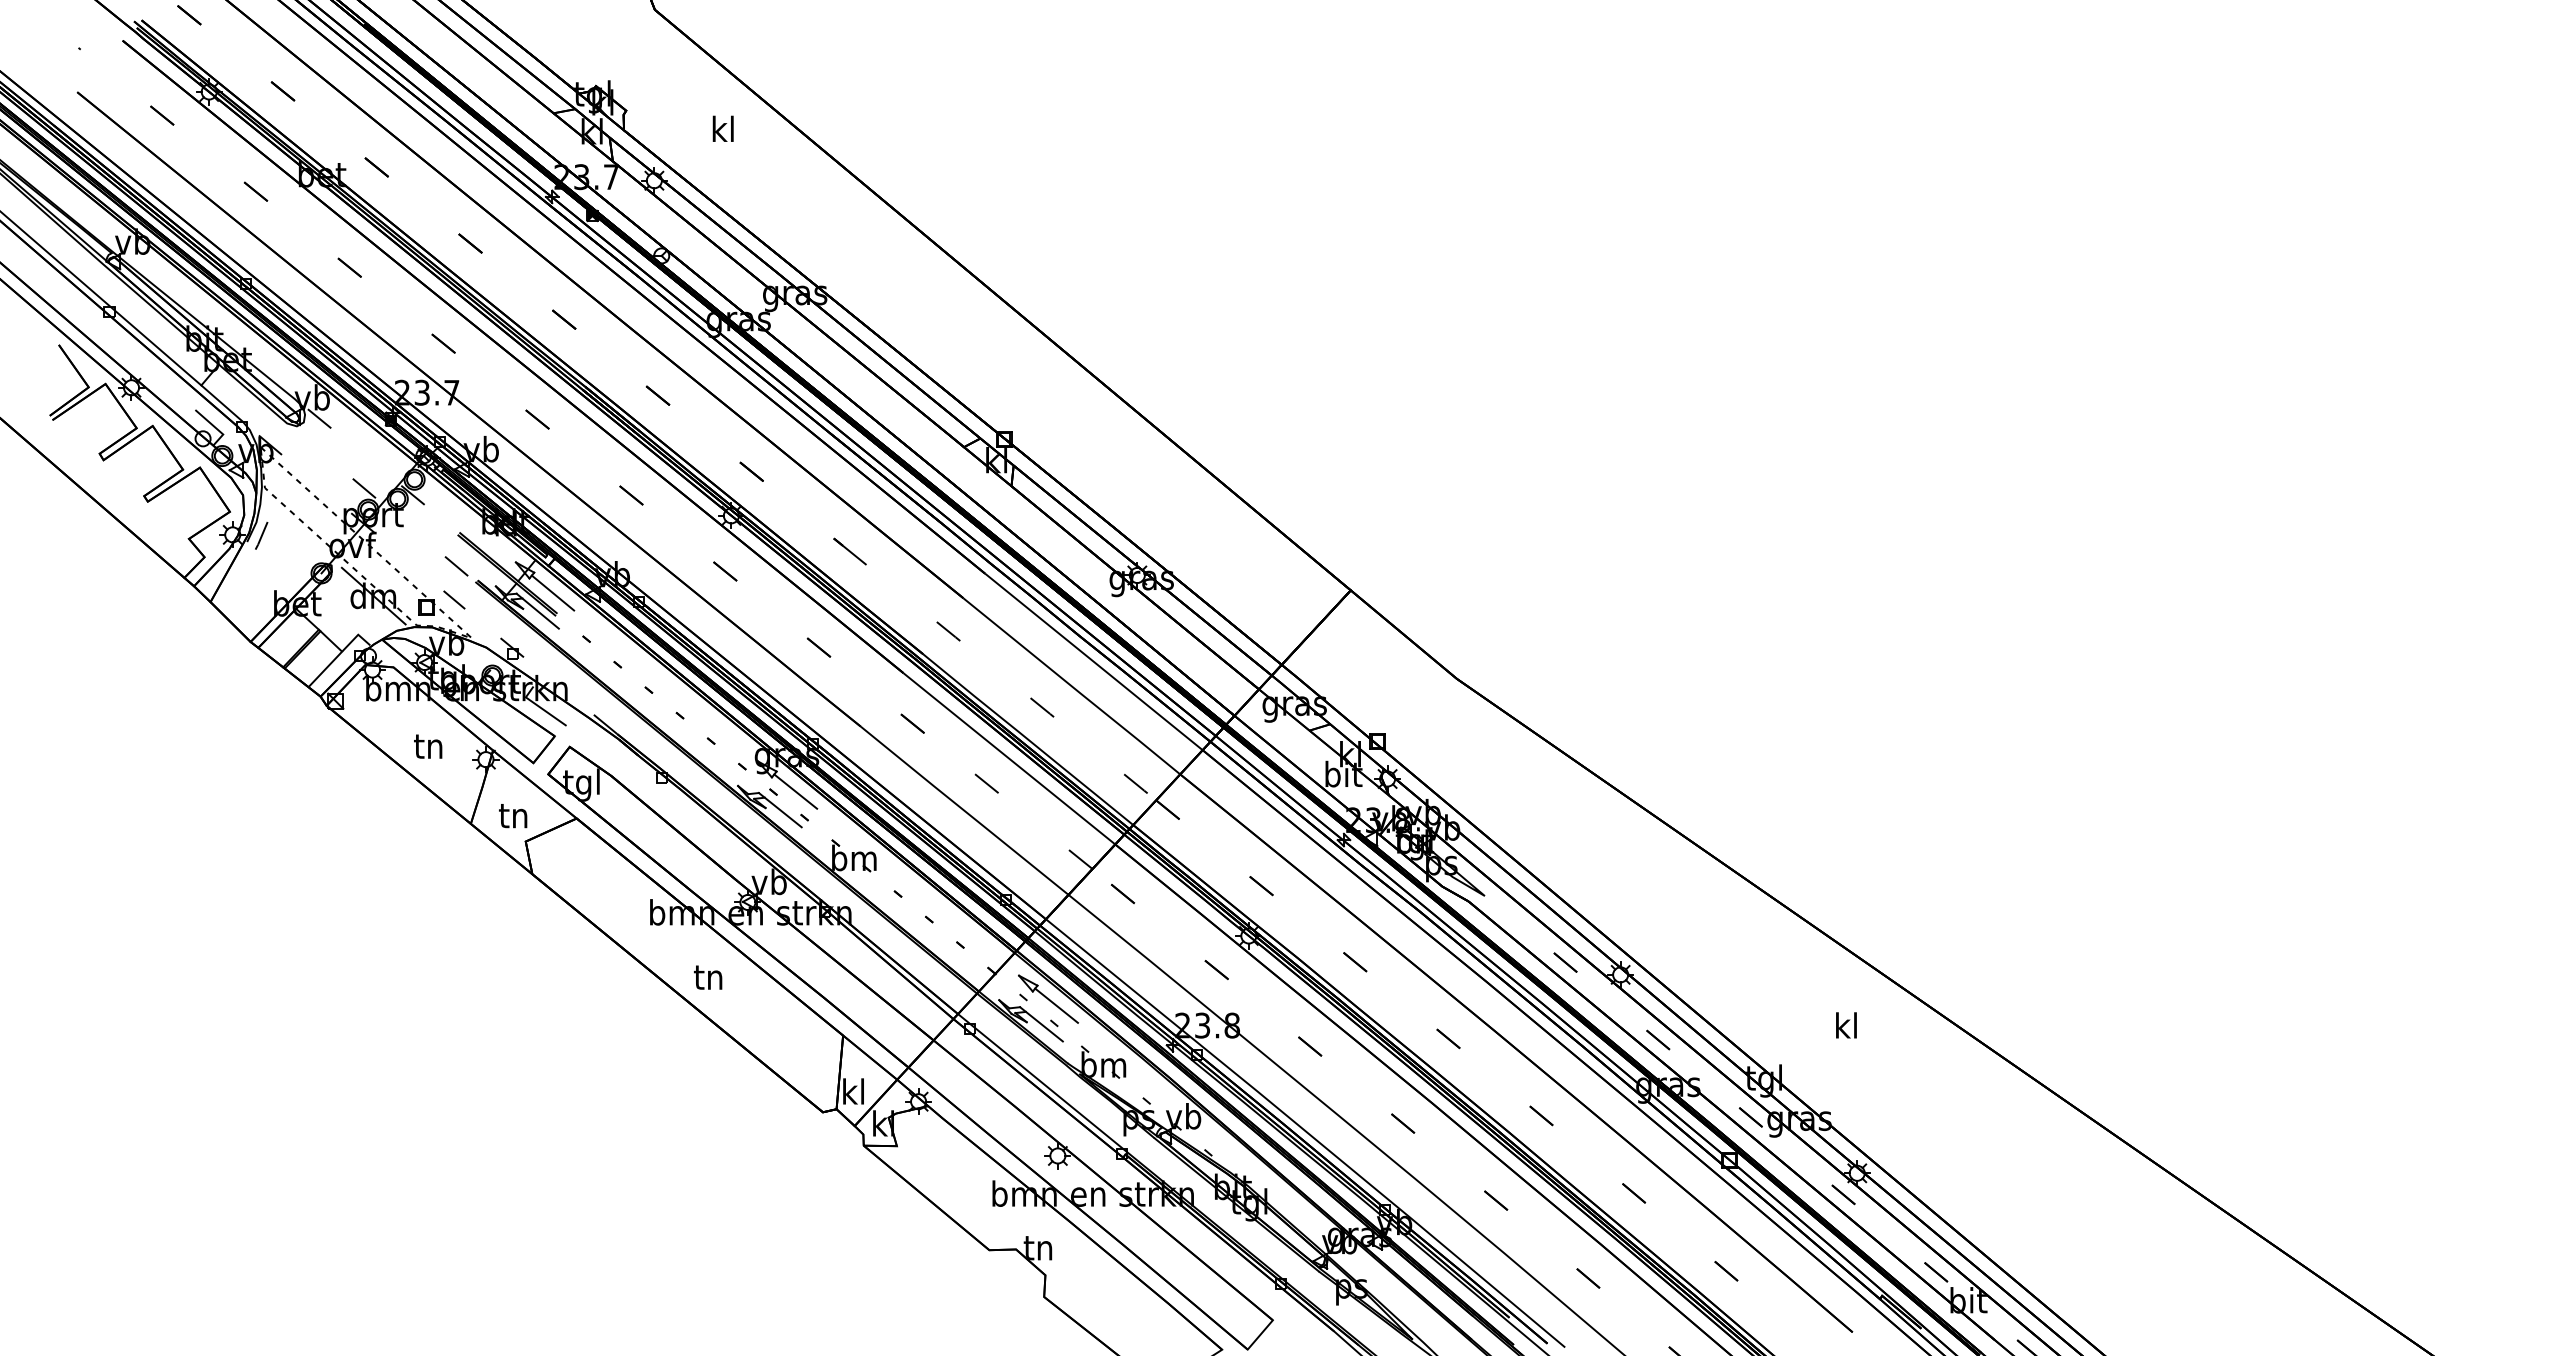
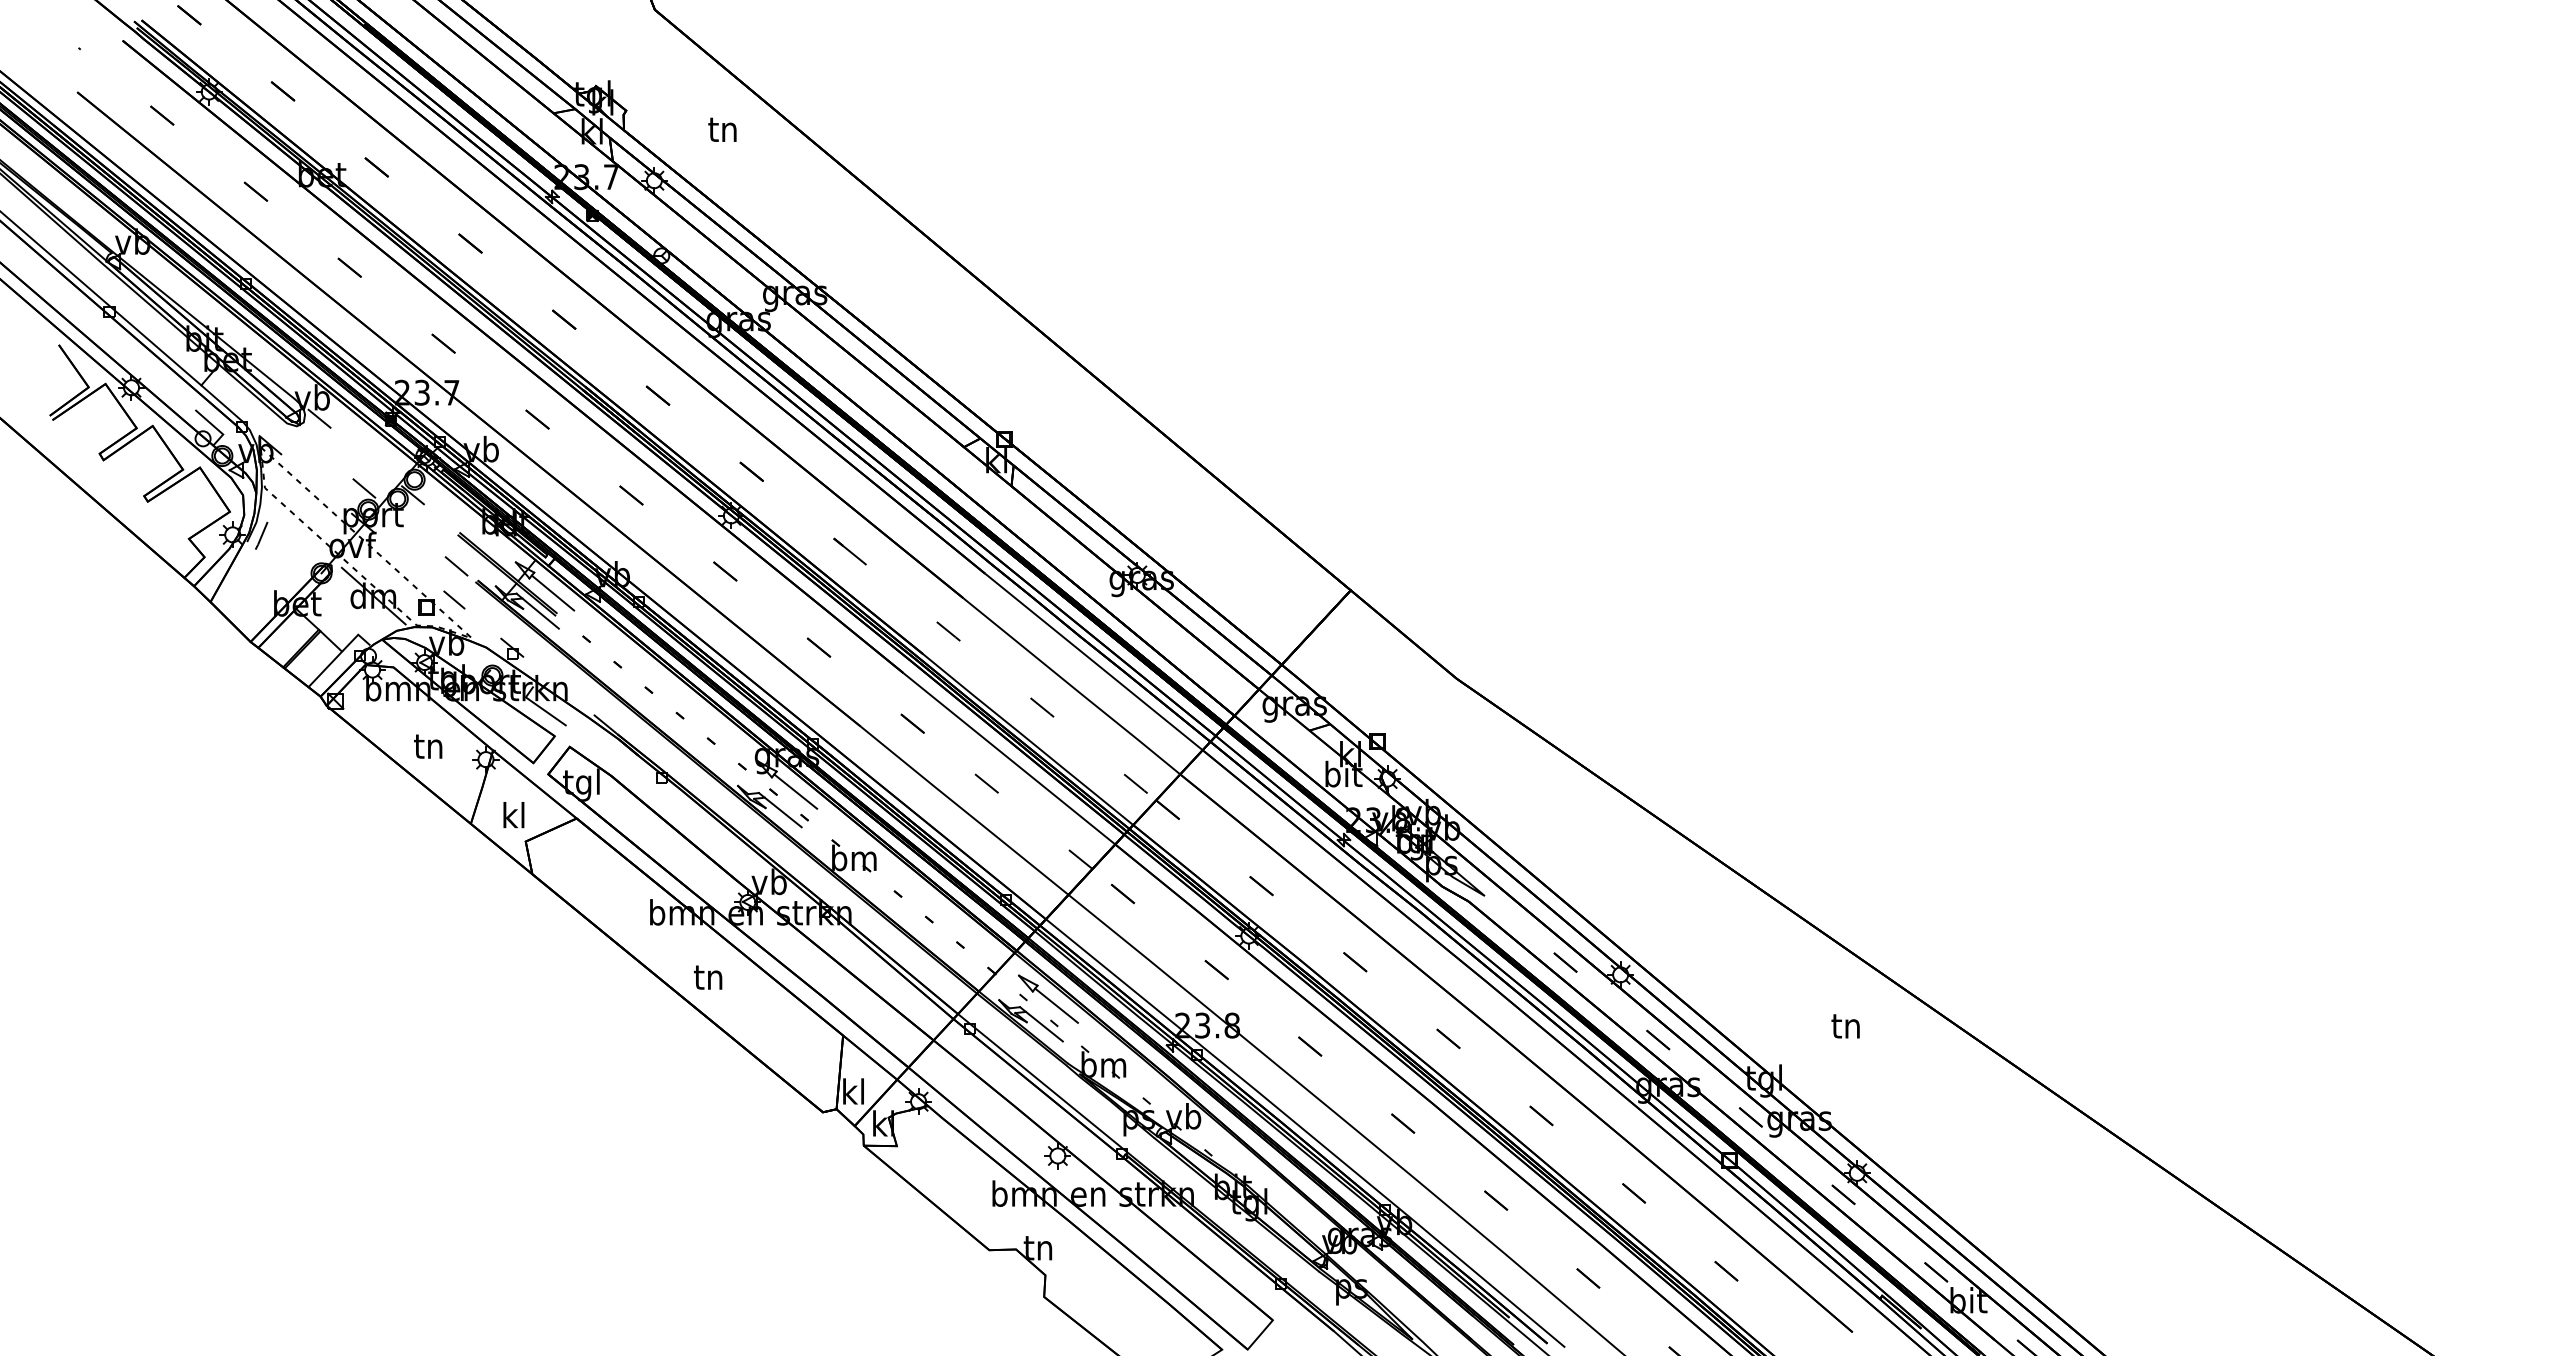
text: kl -> tn (722, 128)
text: tn -> kl (513, 815)
text: kl -> tn (1845, 1025)
